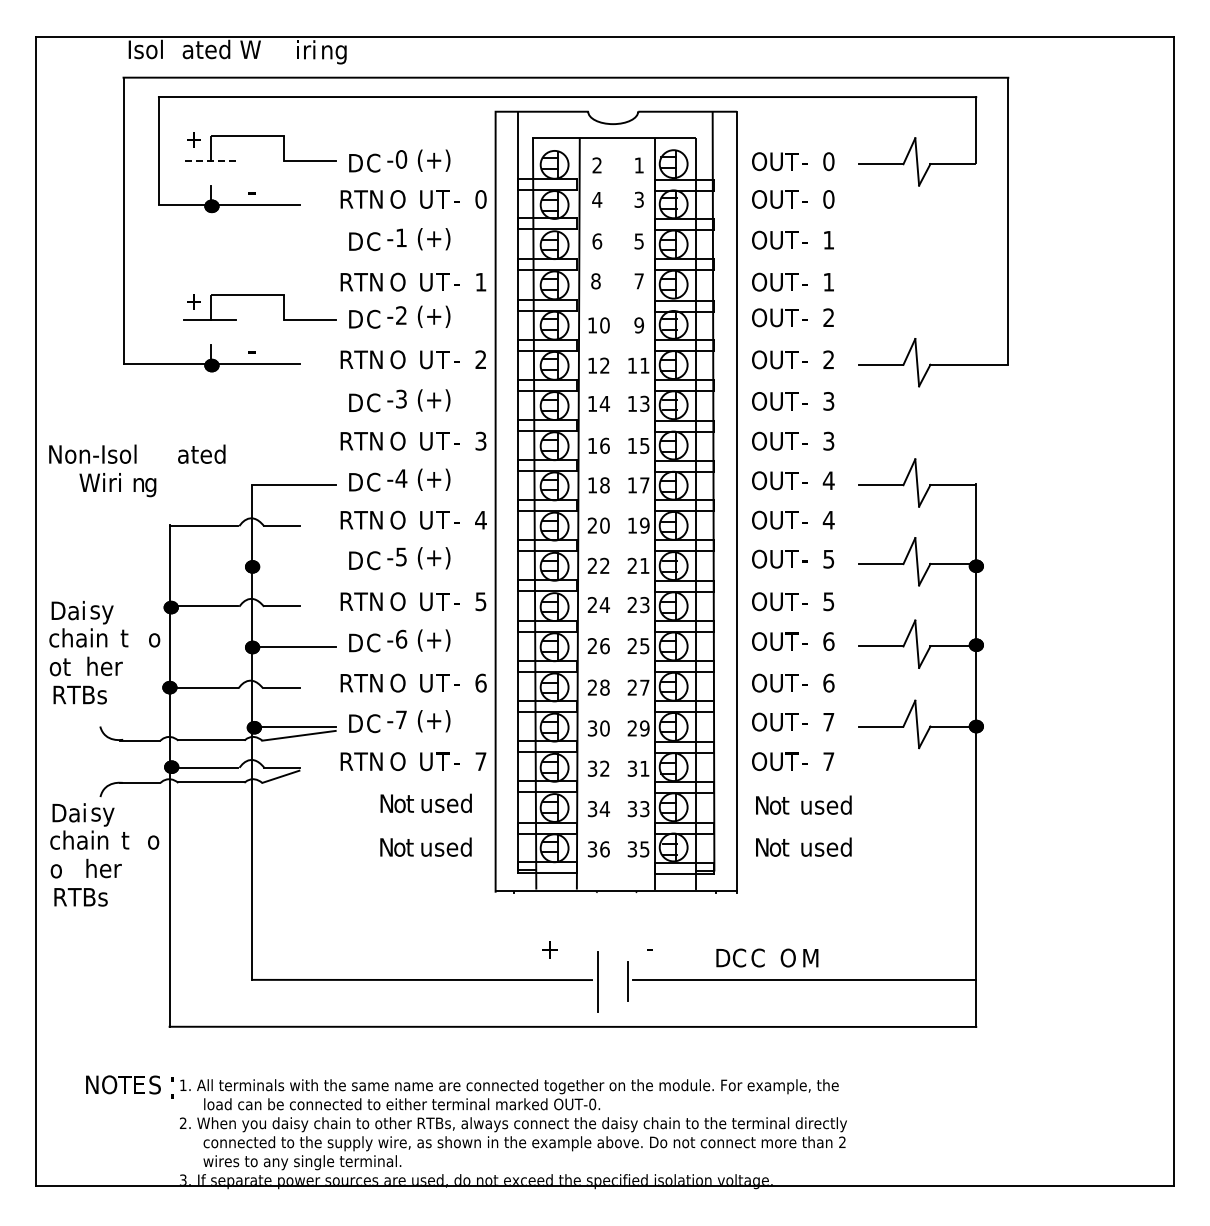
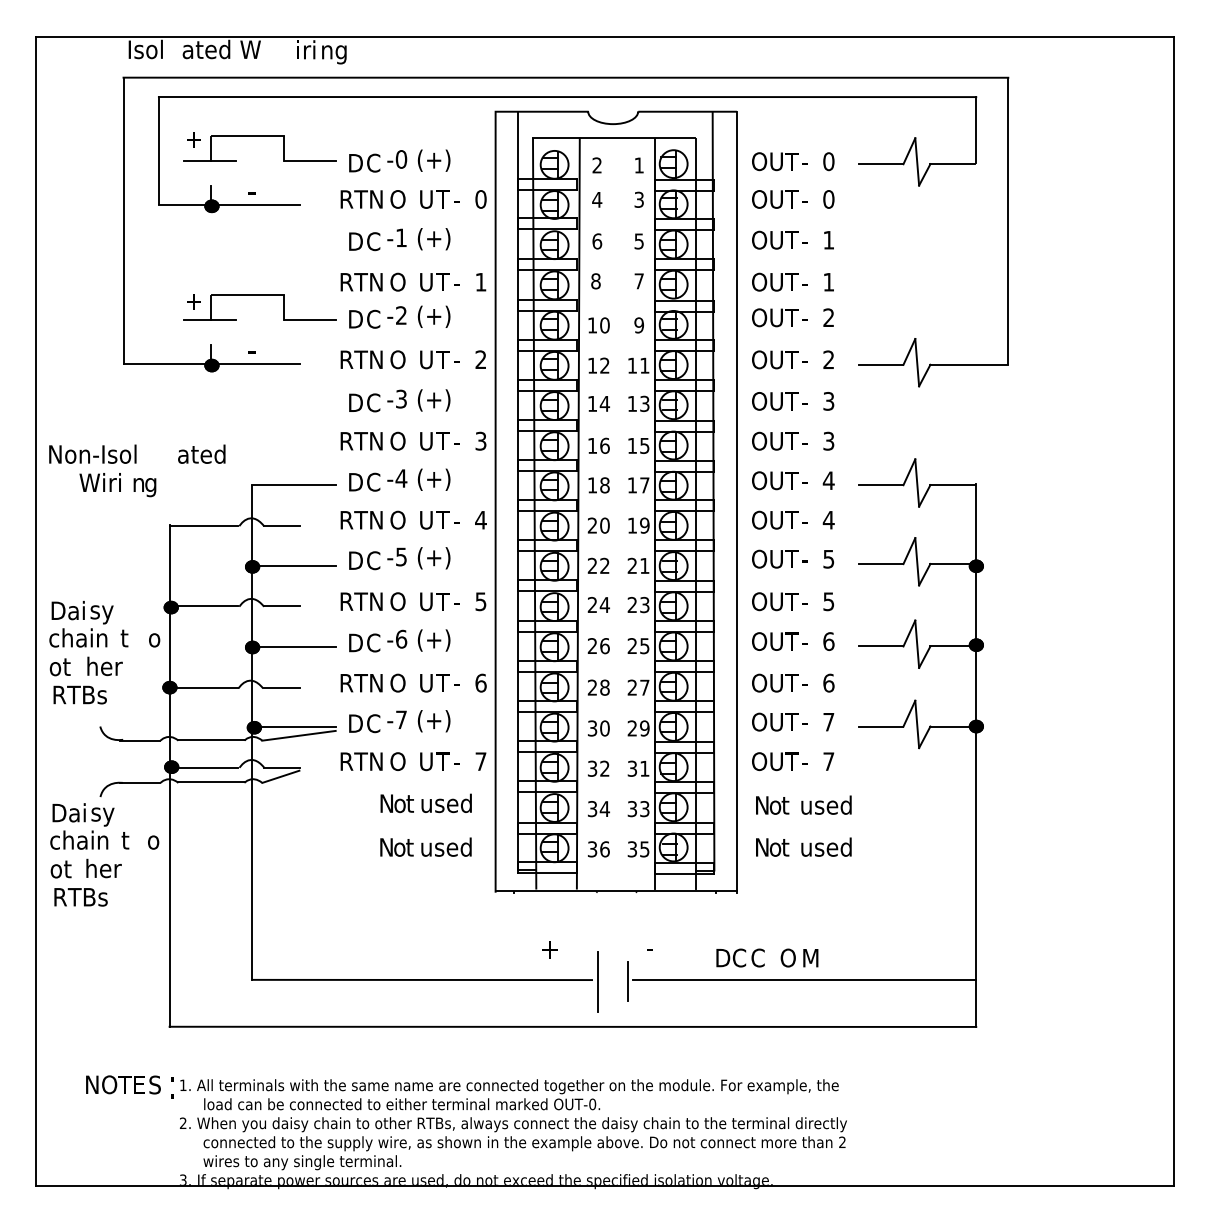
line: dashed -> solid (210, 160)
line: none -> present (294, 566)
text: o -> ot (67, 869)
